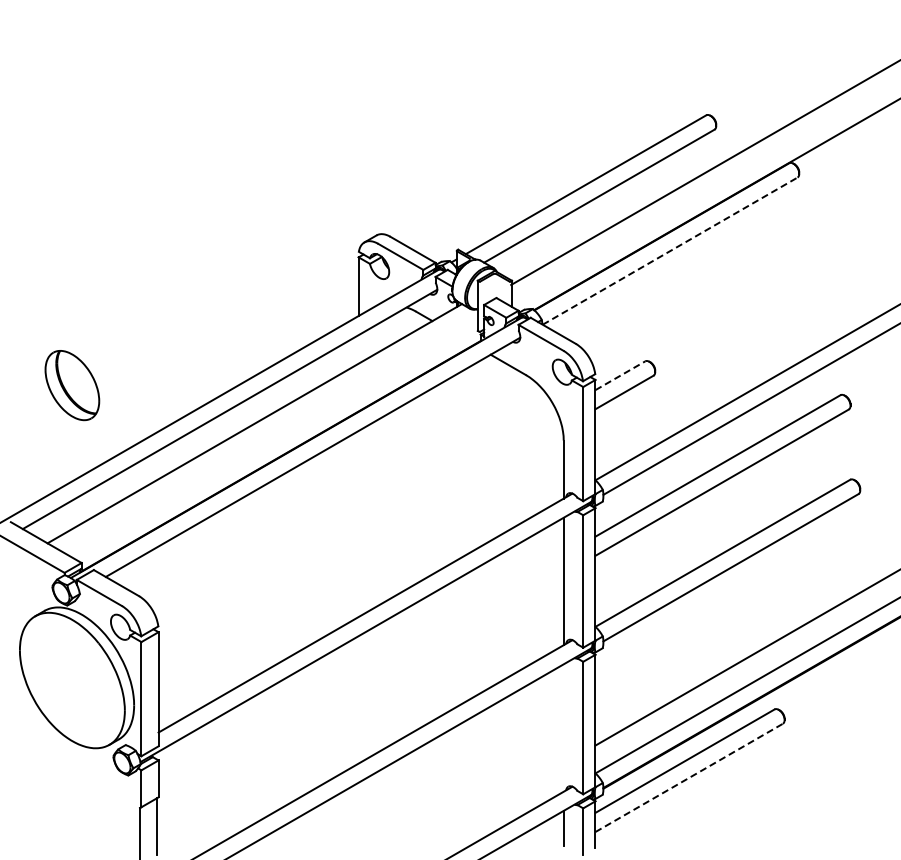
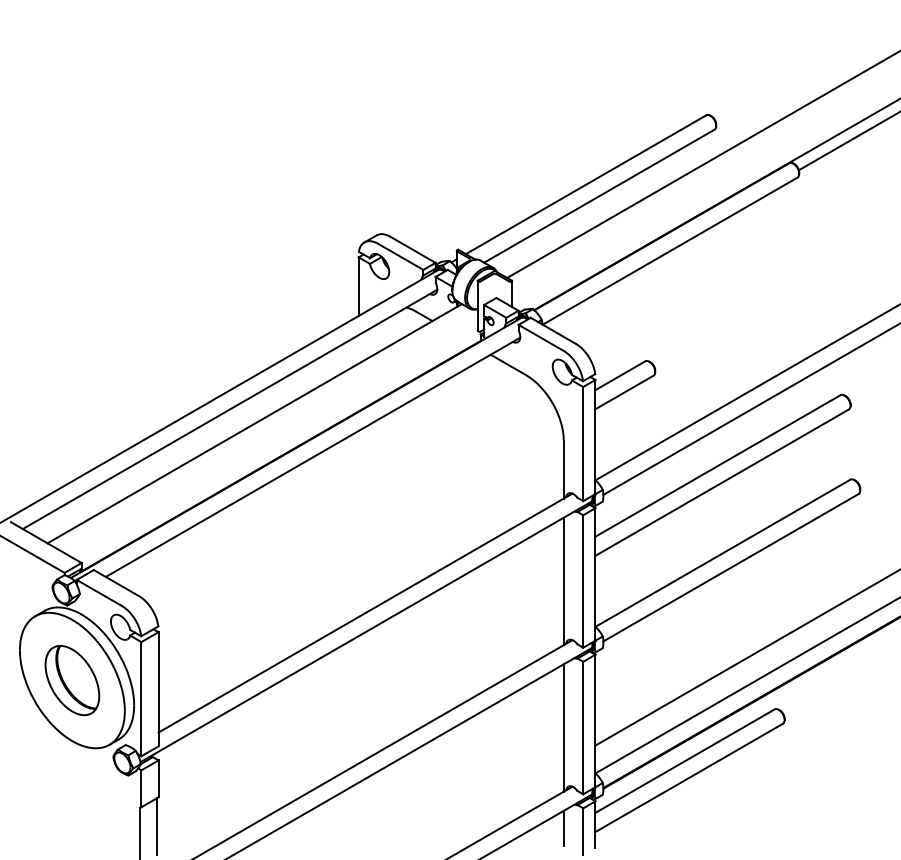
line: none -> present (847, 141)
line position: (704, 172) -> (702, 164) (702, 164)
line: dashed -> solid (670, 250)
line: dashed -> solid (620, 375)
part position: (72, 385) -> (72, 680) (72, 680)
line: none -> present (563, 727)
line: dashed -> solid (689, 777)
